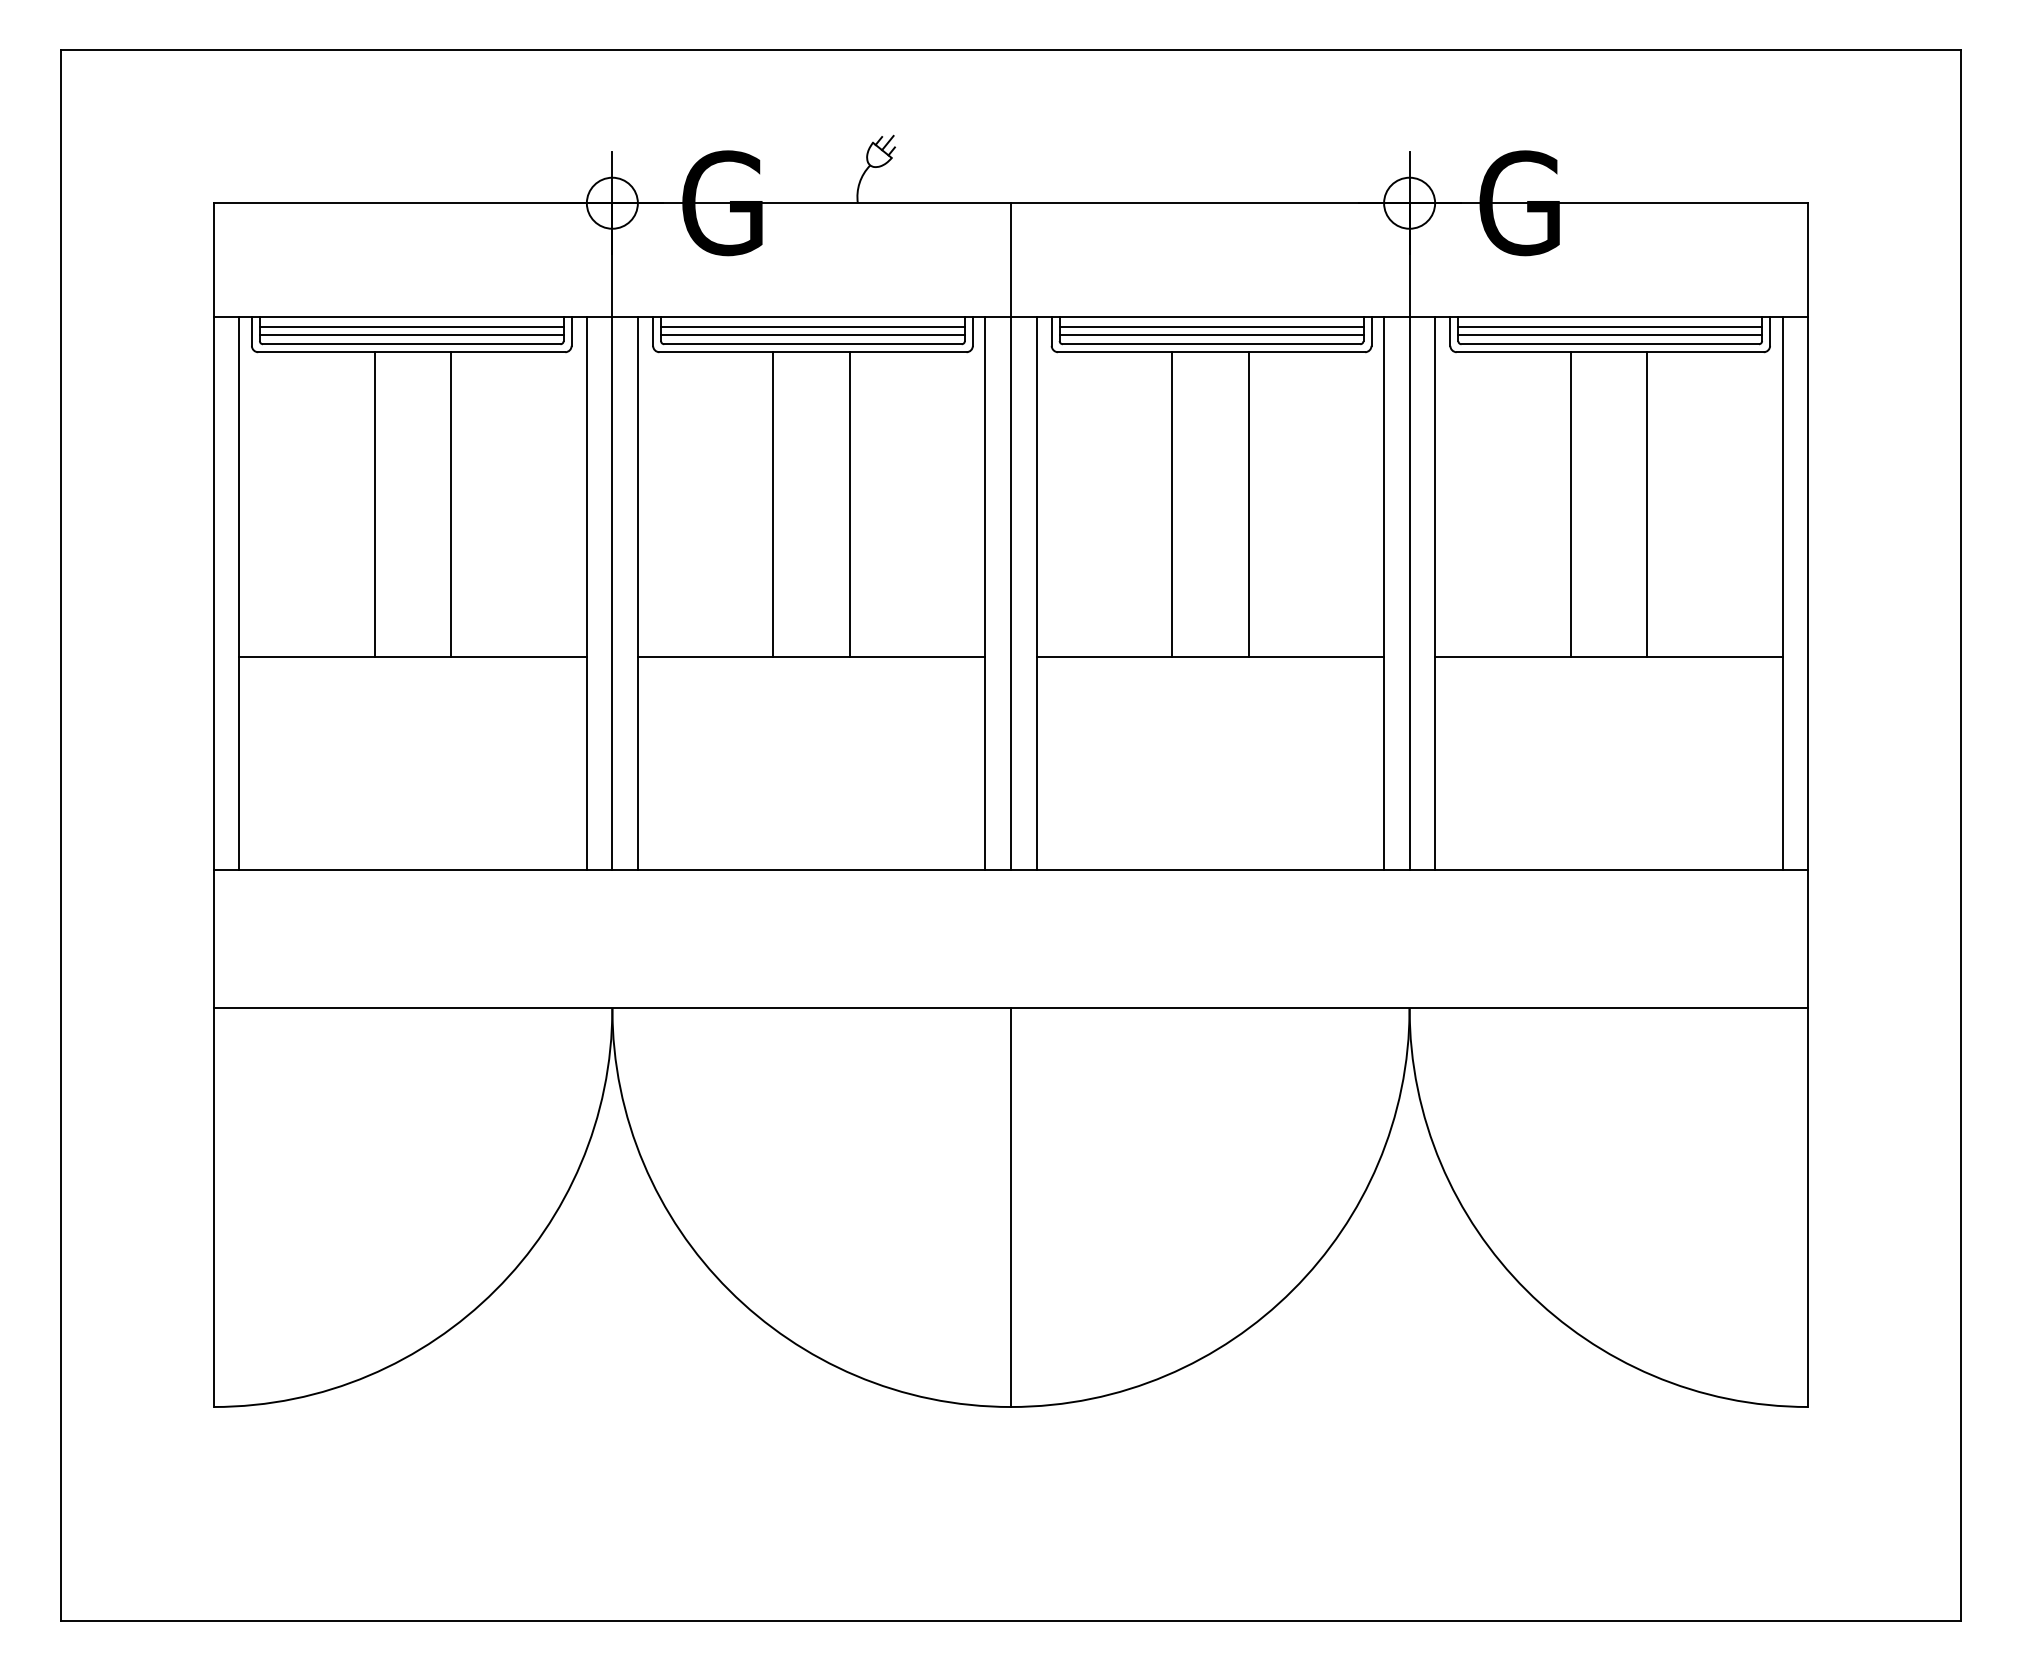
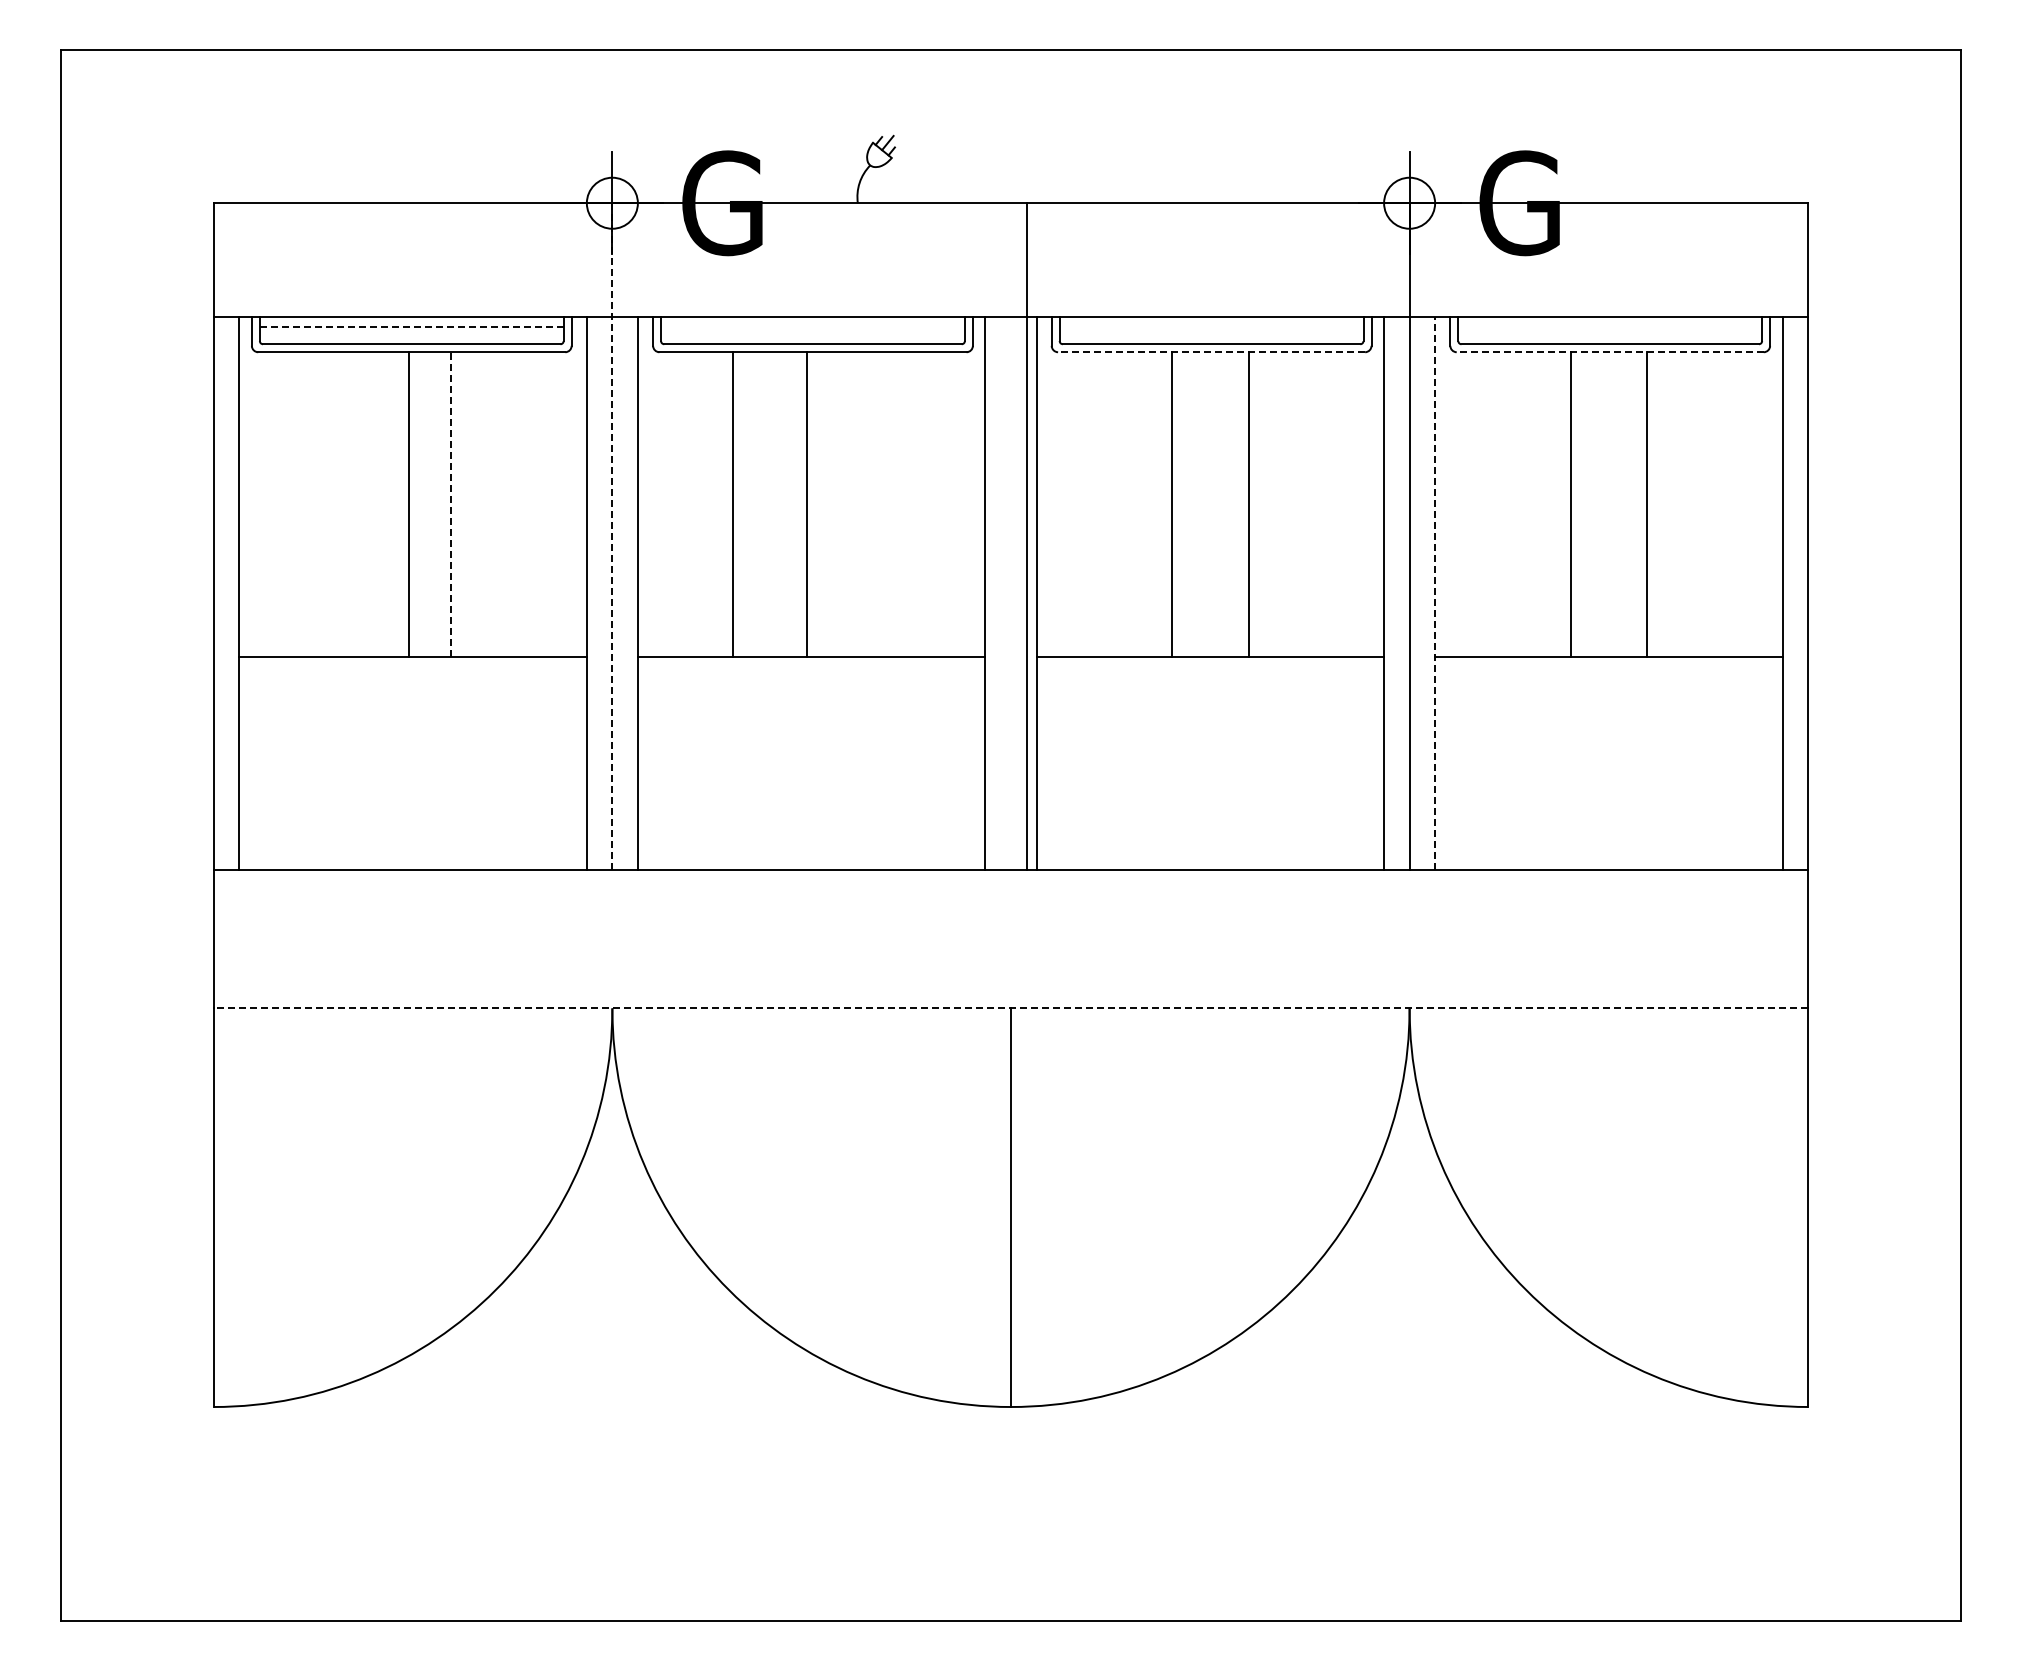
line: solid -> dashed (411, 327)
line: present -> none (812, 327)
line: present -> none (1211, 327)
line: present -> none (1610, 327)
line: present -> none (411, 334)
line: present -> none (812, 334)
line: present -> none (1211, 334)
line: present -> none (1610, 334)
line: solid -> dashed (1211, 352)
line: solid -> dashed (1610, 352)
line position: (374, 504) -> (408, 504) (408, 504)
line: solid -> dashed (451, 504)
line position: (773, 504) -> (733, 504) (733, 504)
line position: (849, 504) -> (806, 504) (806, 504)
line: solid -> dashed (612, 536)
line position: (1011, 536) -> (1027, 536) (1027, 536)
line: solid -> dashed (1435, 593)
line: solid -> dashed (1010, 1008)
